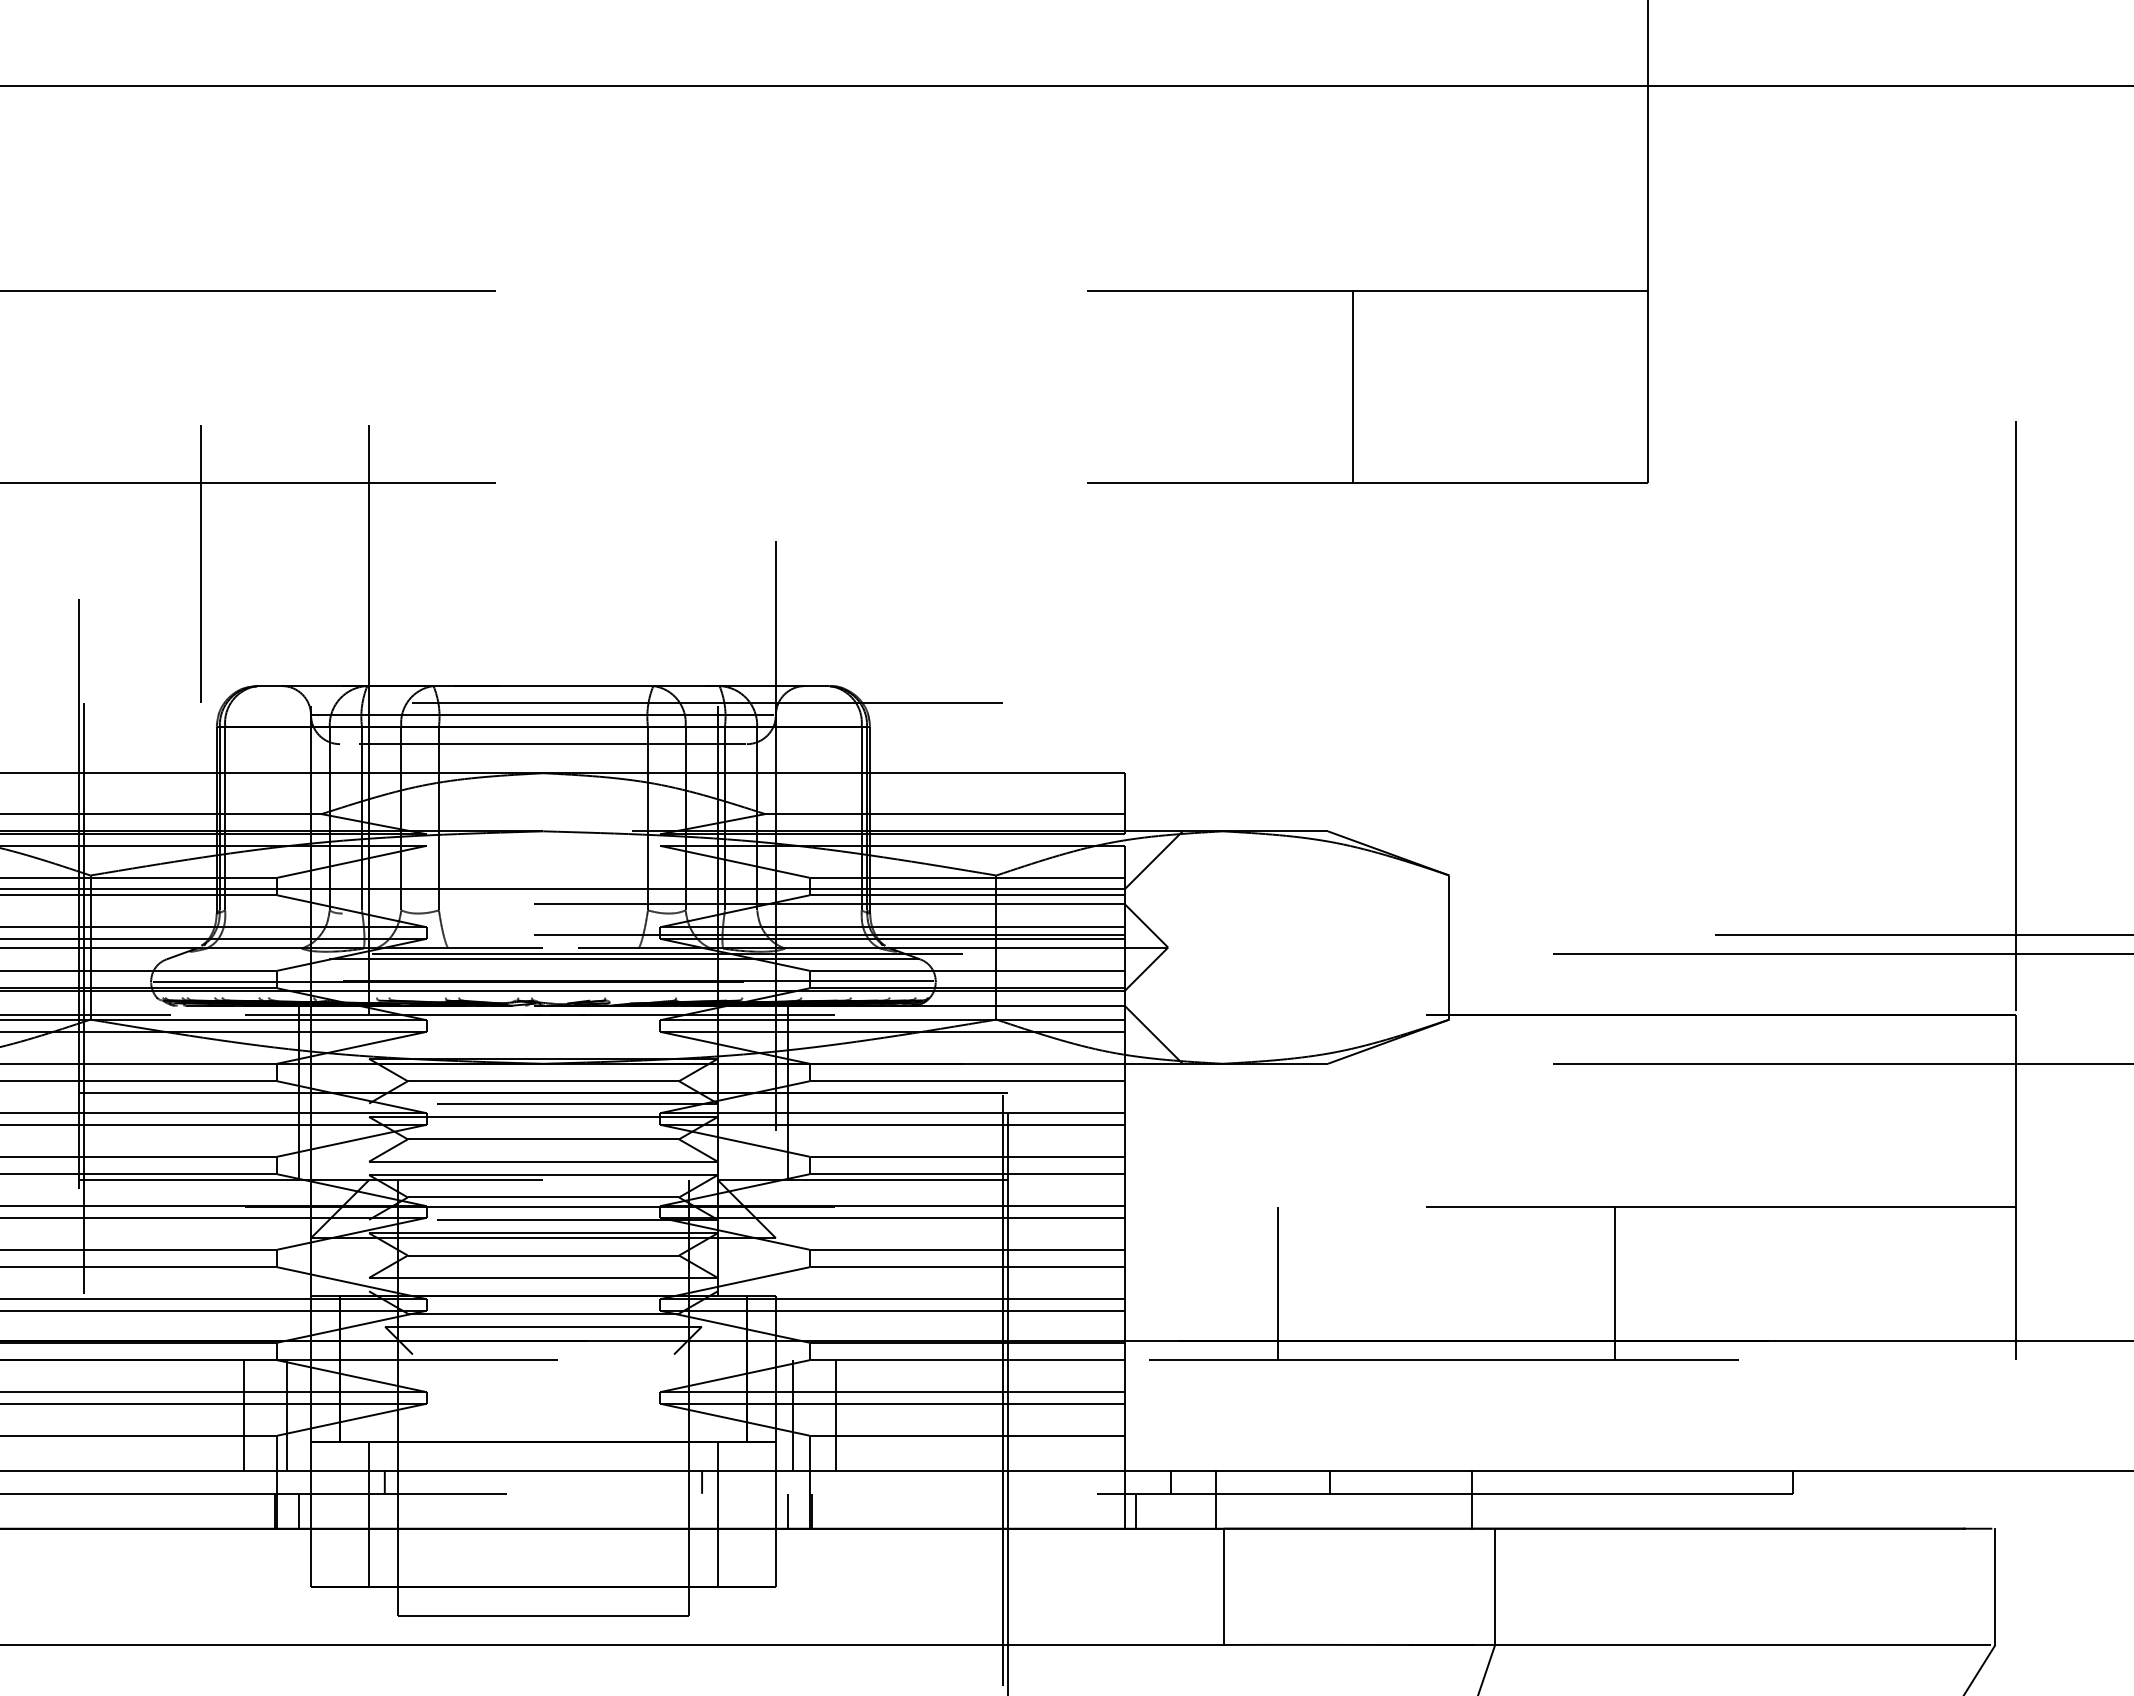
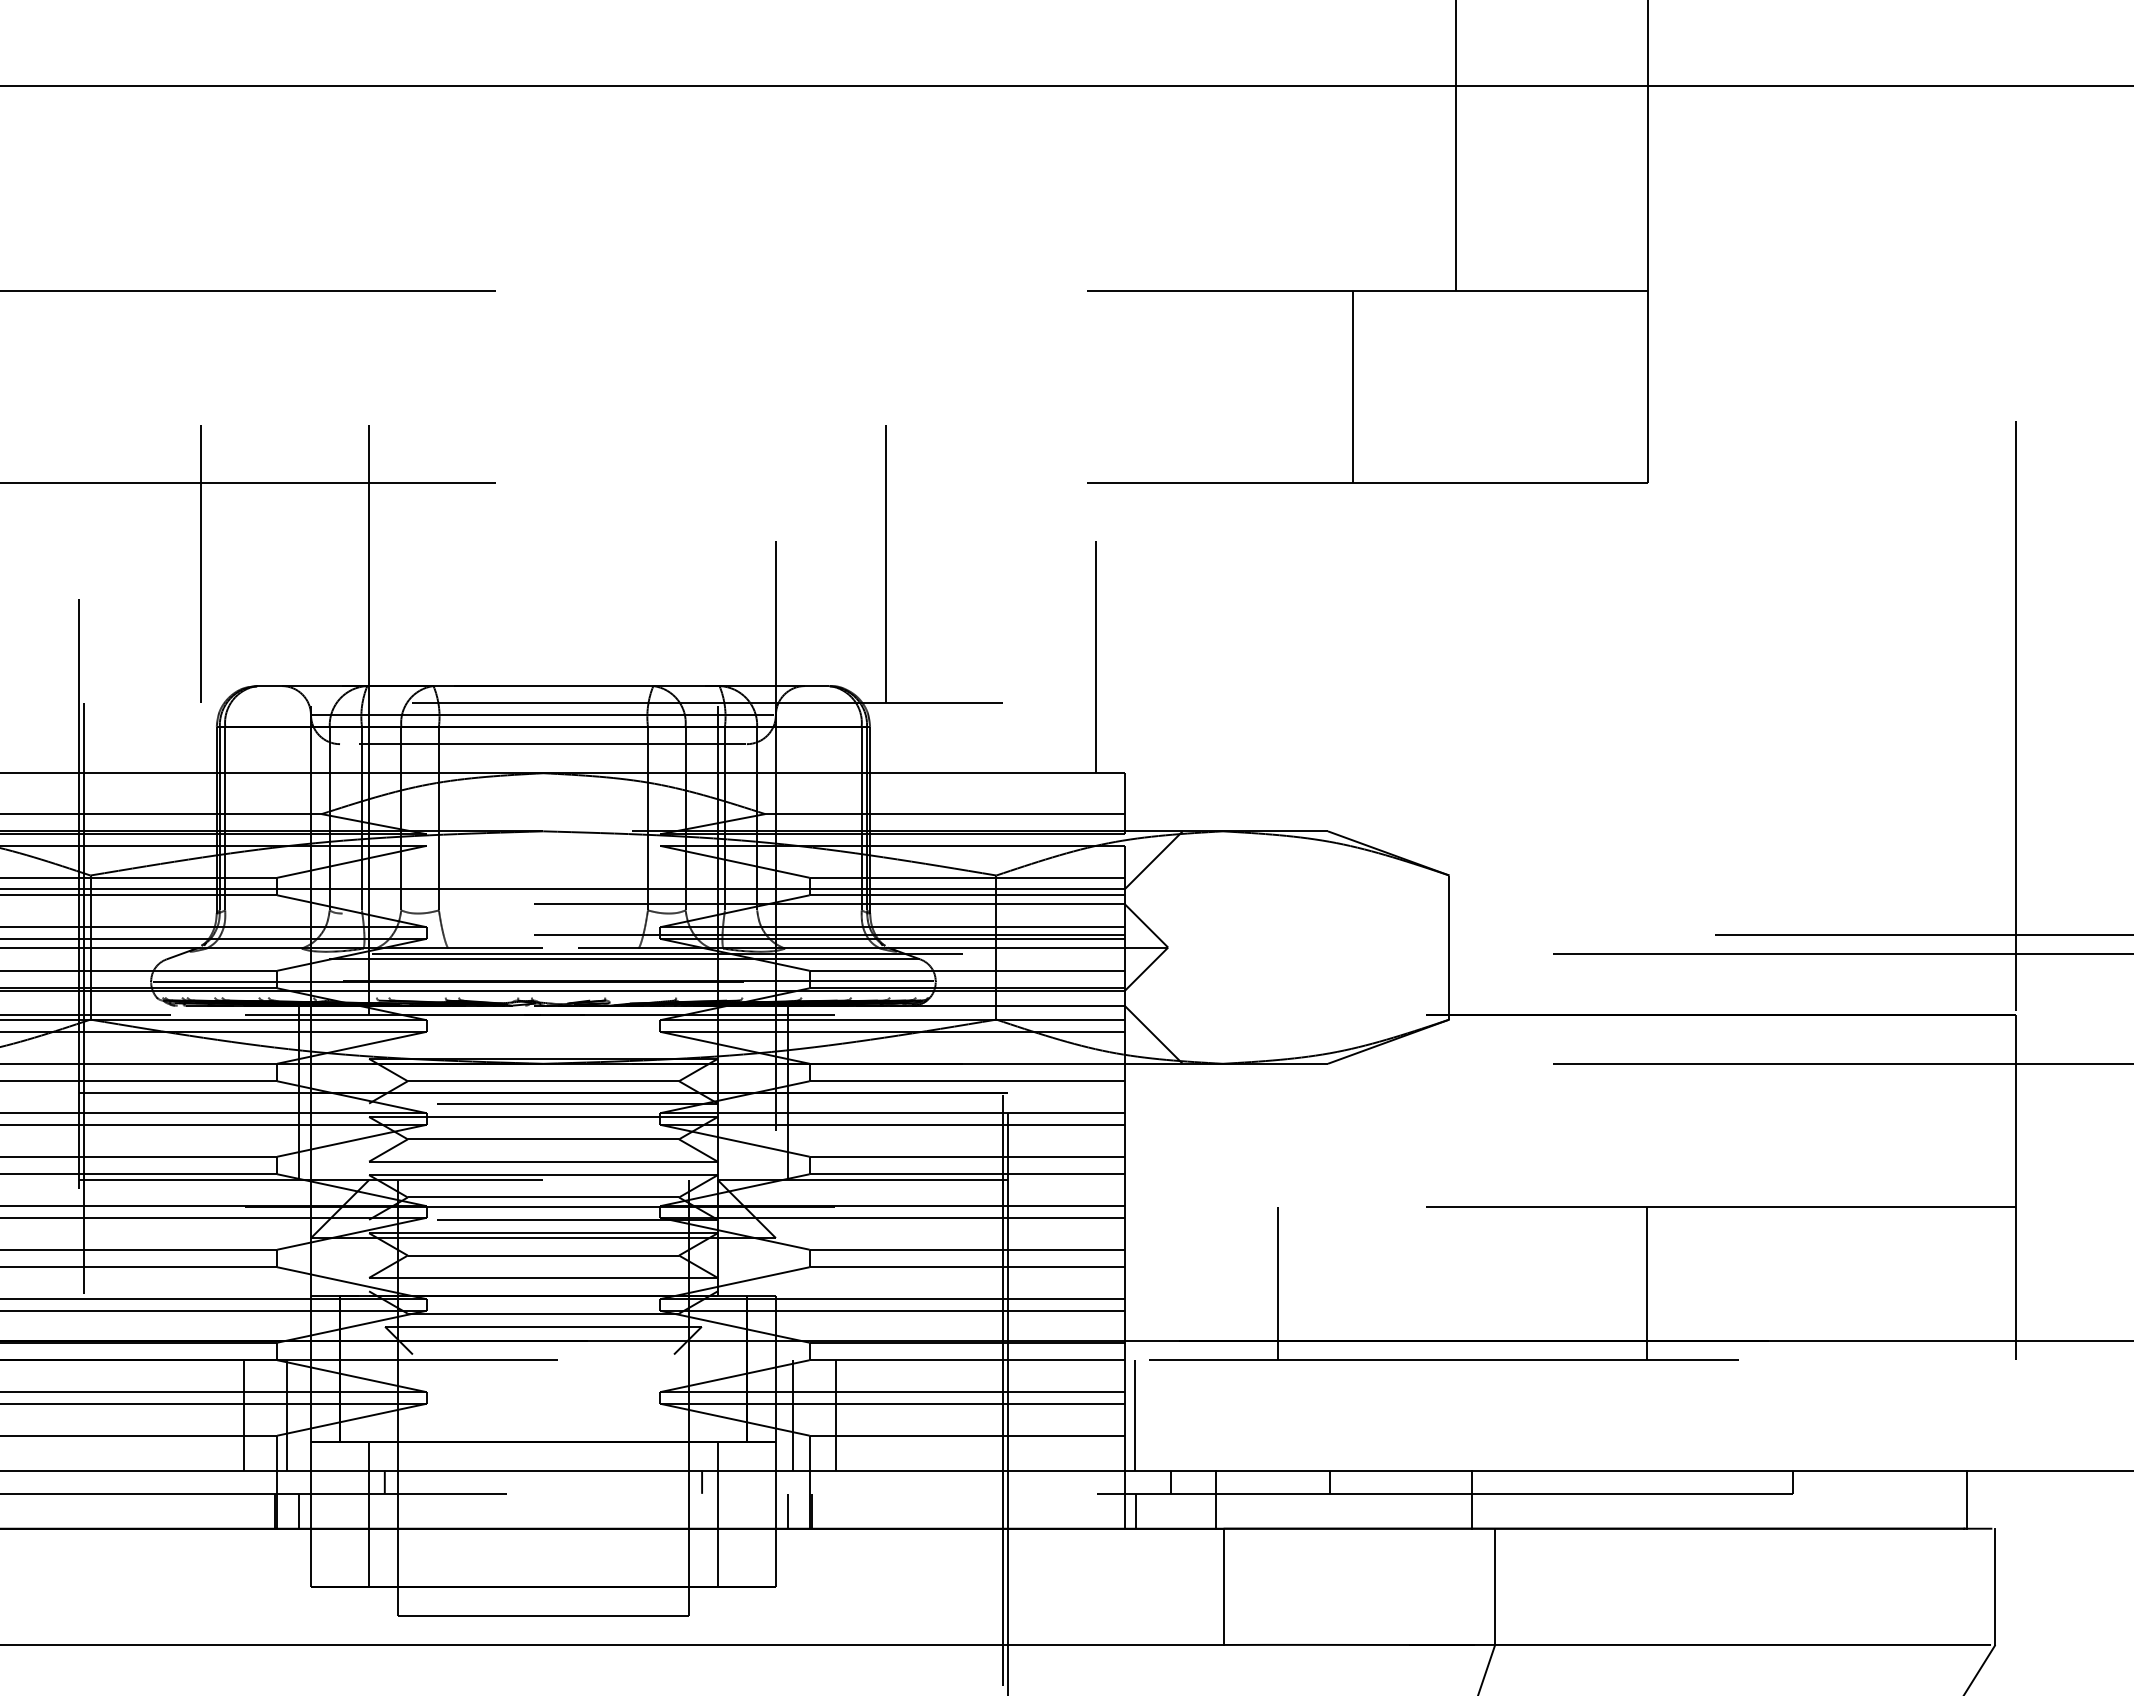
line: none -> present (1455, 146)
line: none -> present (886, 563)
line: none -> present (1095, 656)
line position: (1615, 1283) -> (1647, 1283) (1647, 1283)
line: none -> present (1134, 1415)
line: none -> present (1967, 1499)
